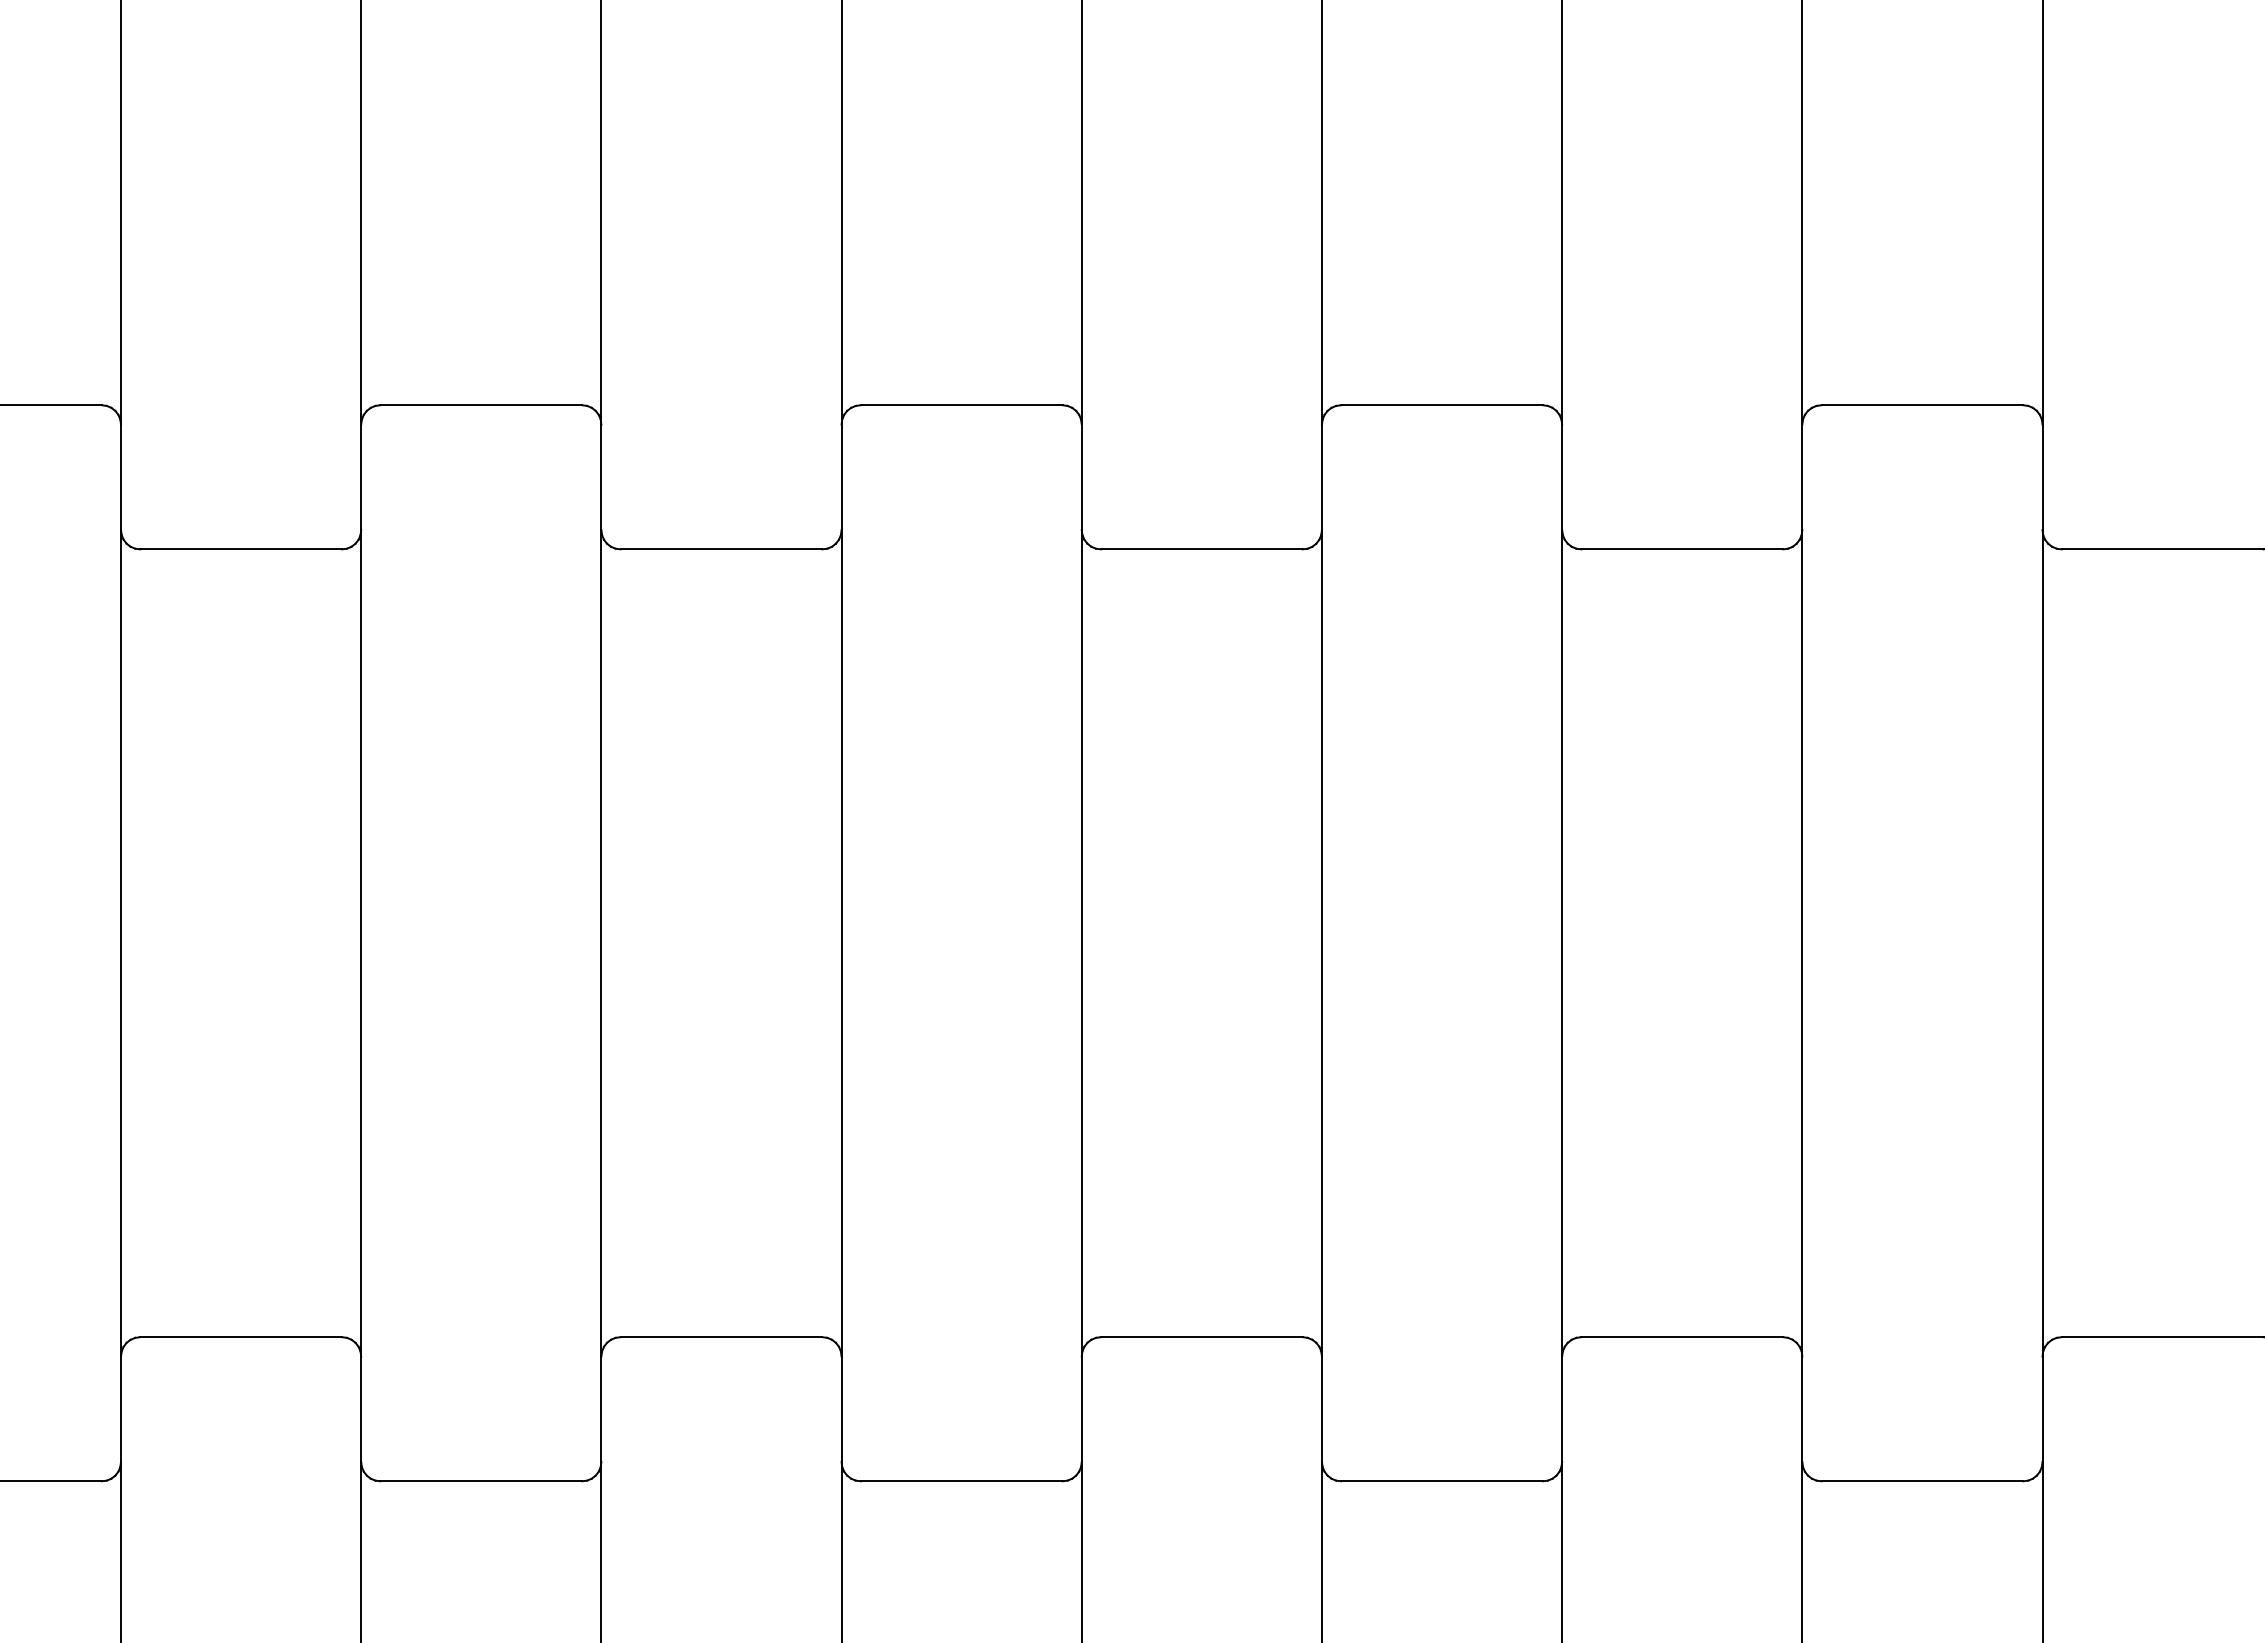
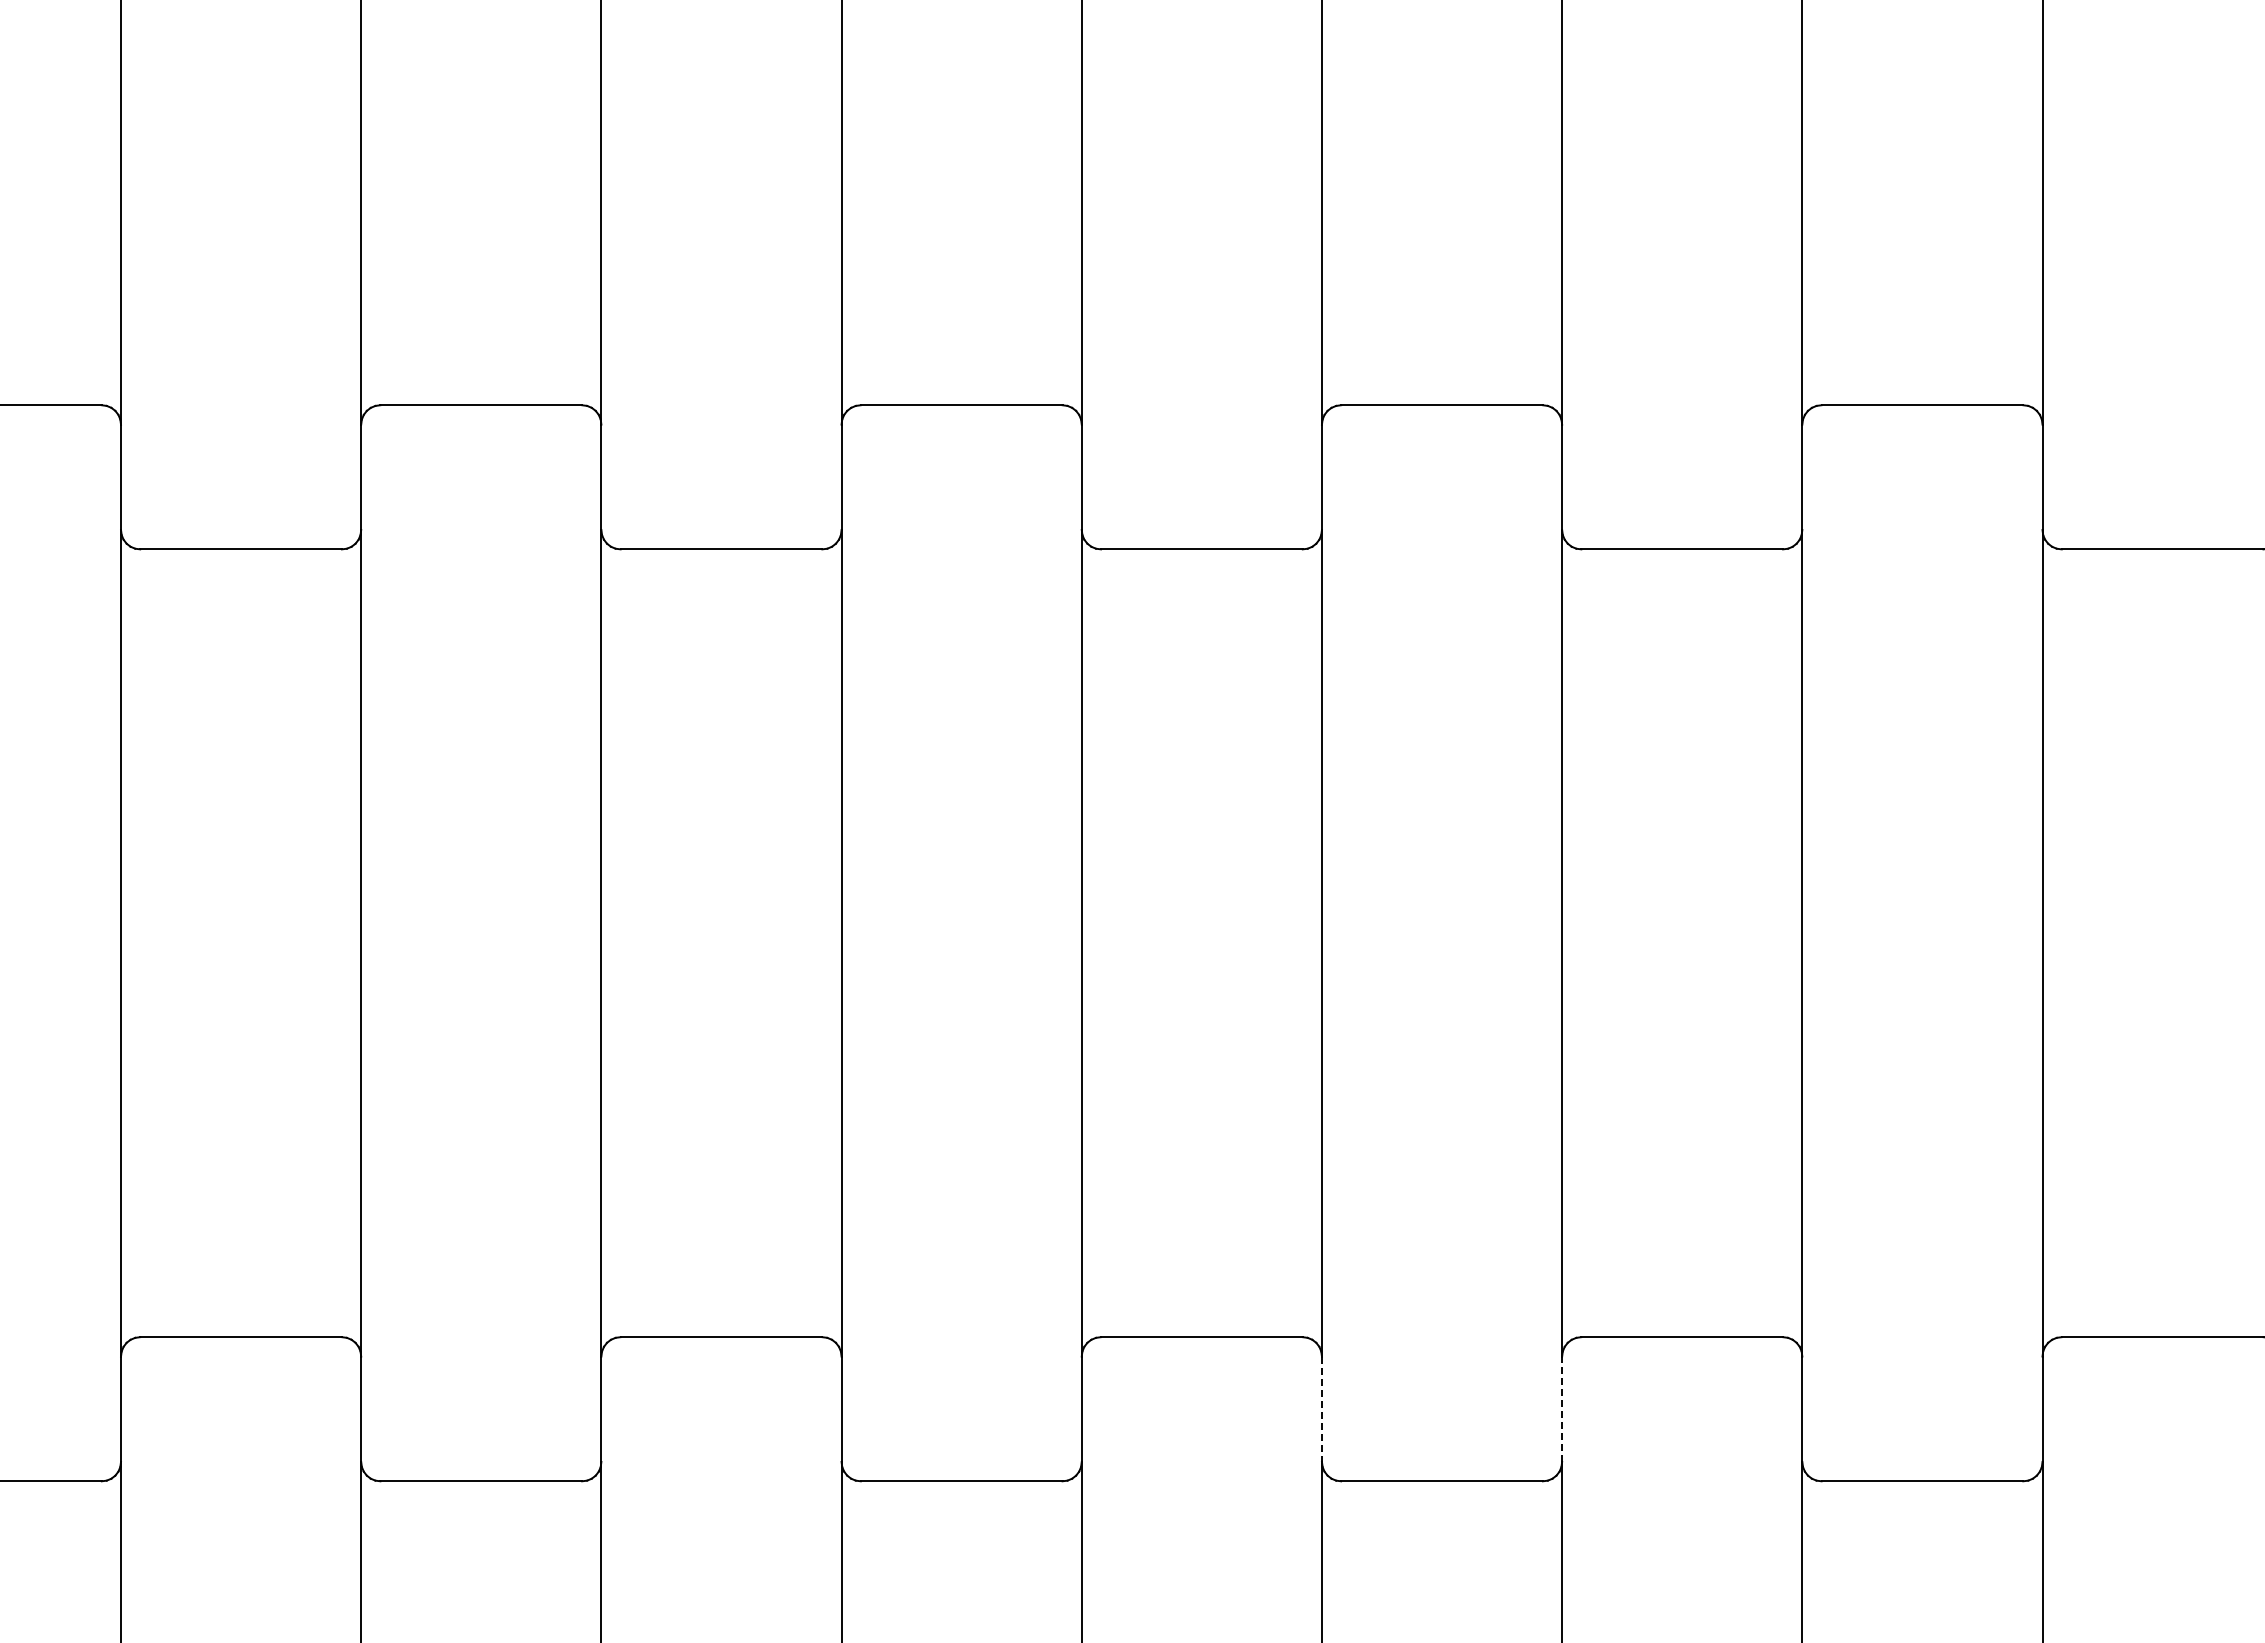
line: solid -> dashed (1321, 1409)
line: solid -> dashed (1562, 1409)
